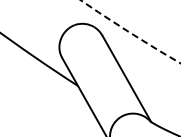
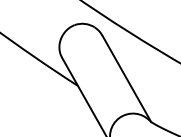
arc: dashed -> solid (129, 32)
